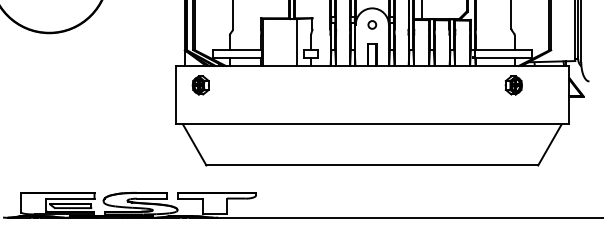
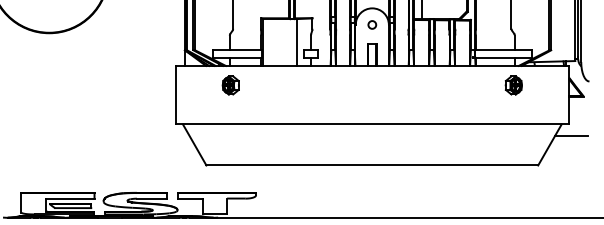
part position: (200, 85) -> (230, 85) (230, 85)
line: none -> present (571, 135)
